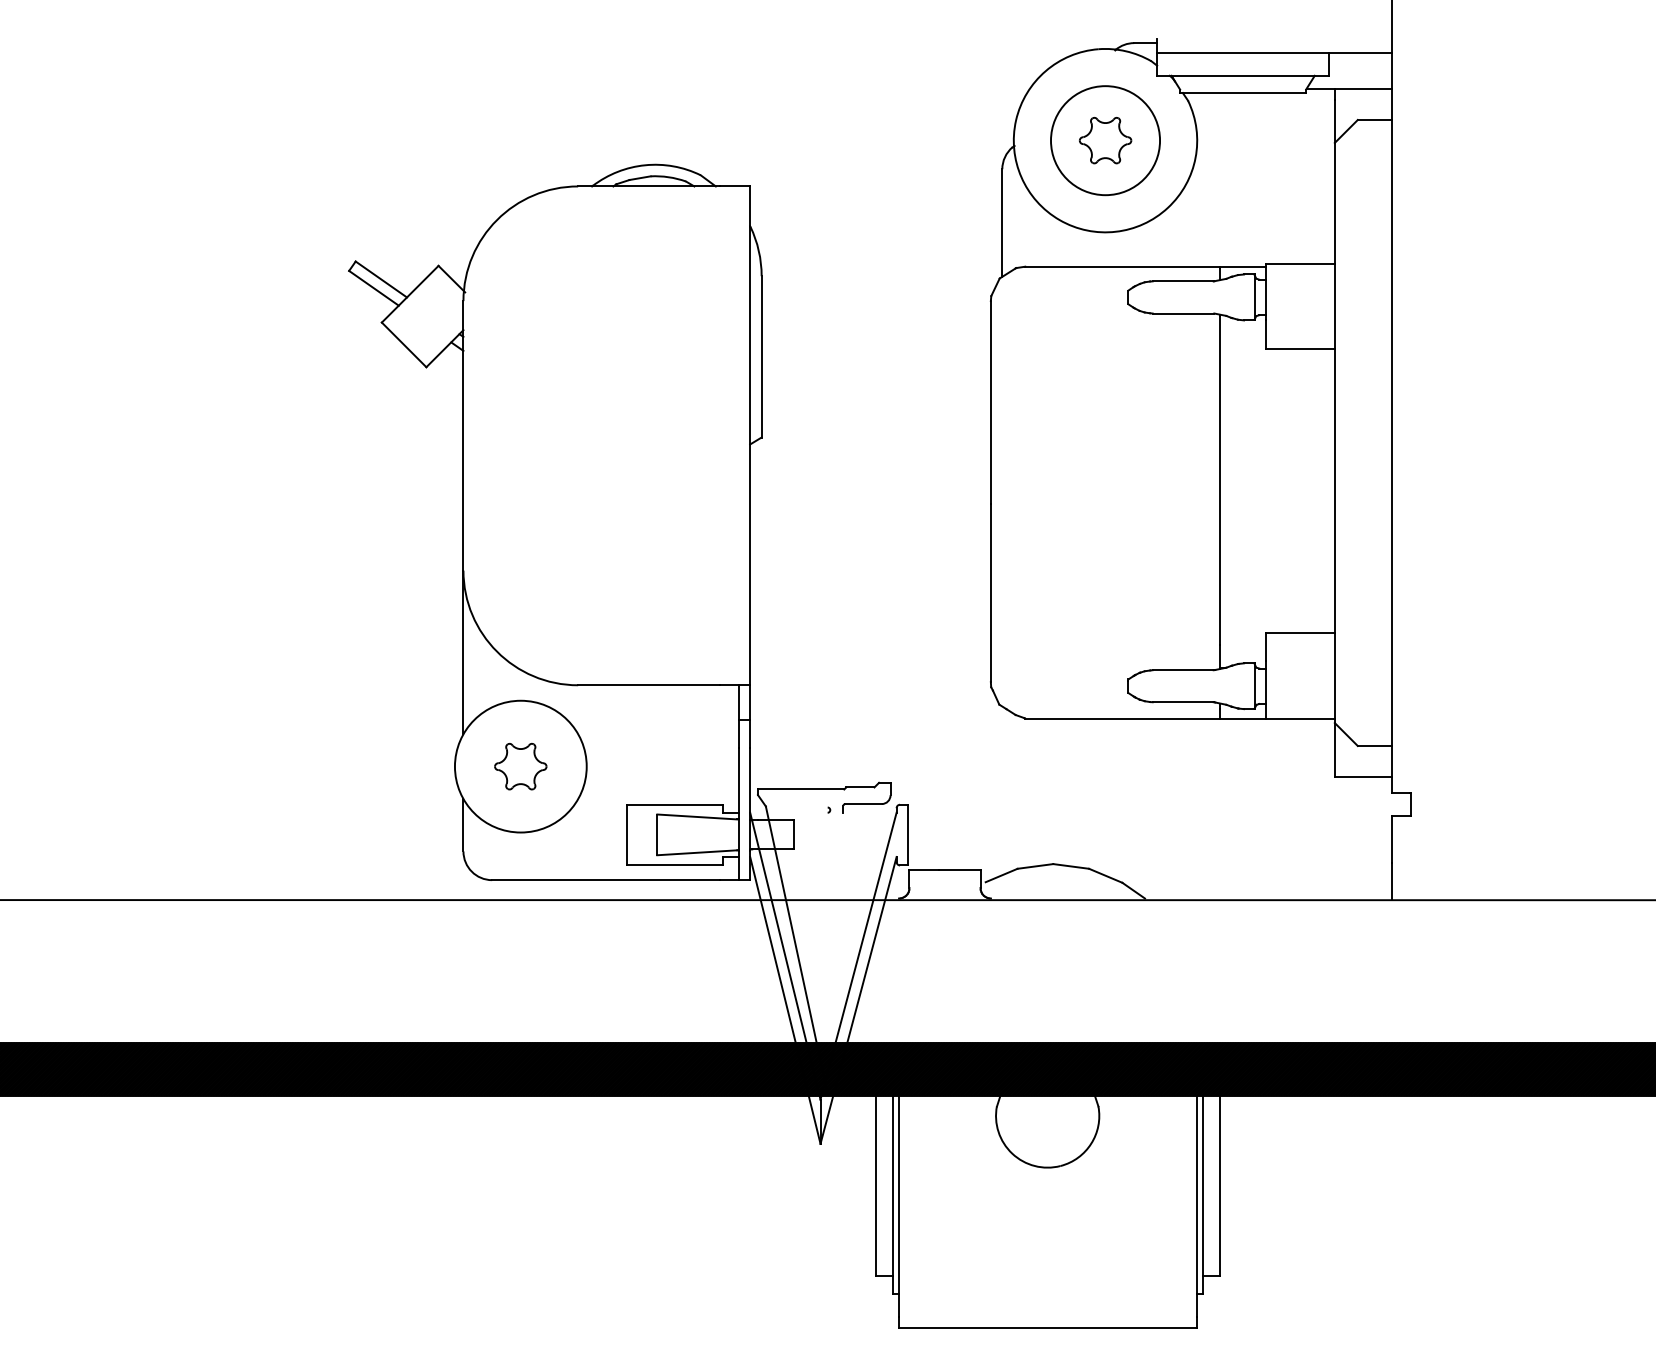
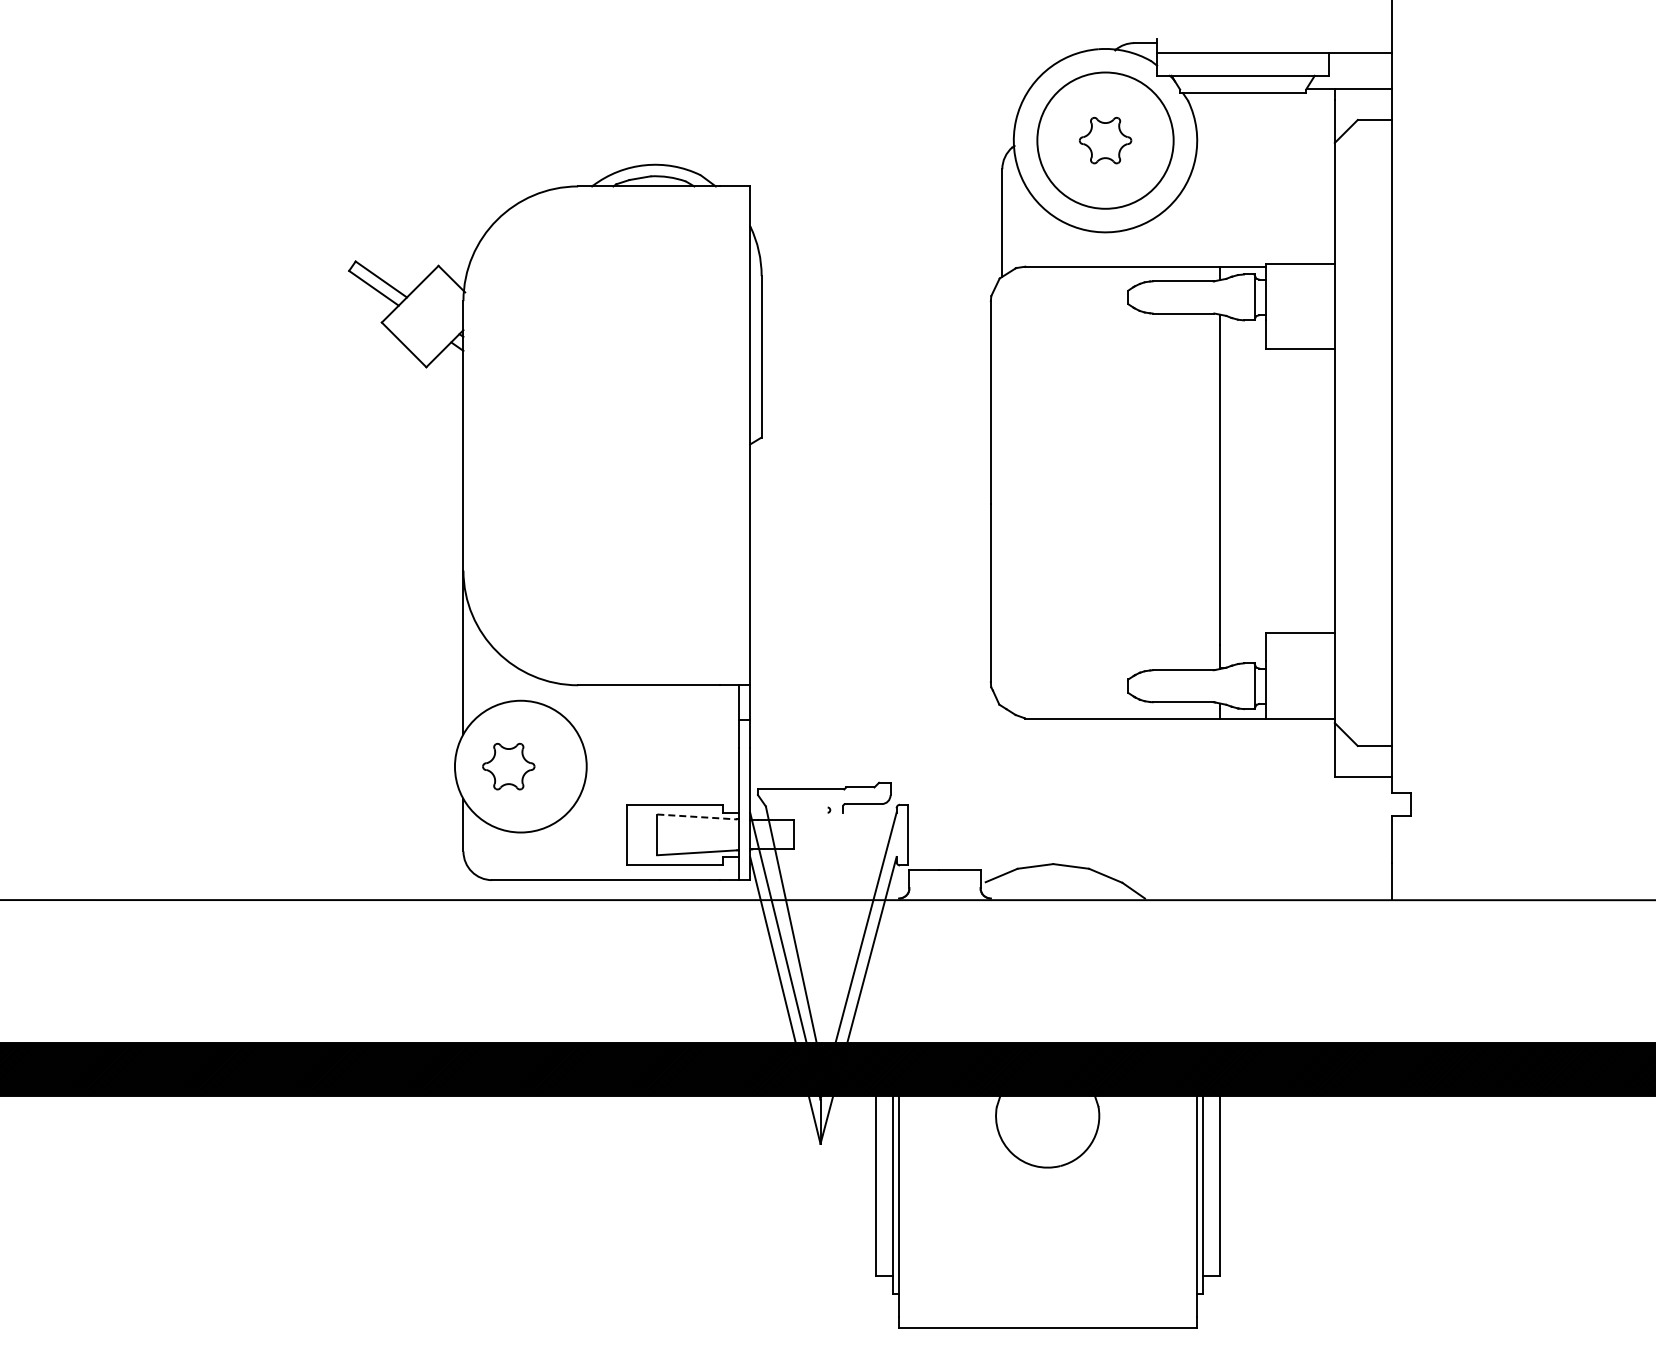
circle diameter: 109 px -> 136 px (1105, 140)
part position: (520, 766) -> (508, 766) (508, 766)
line: solid -> dashed (697, 817)
